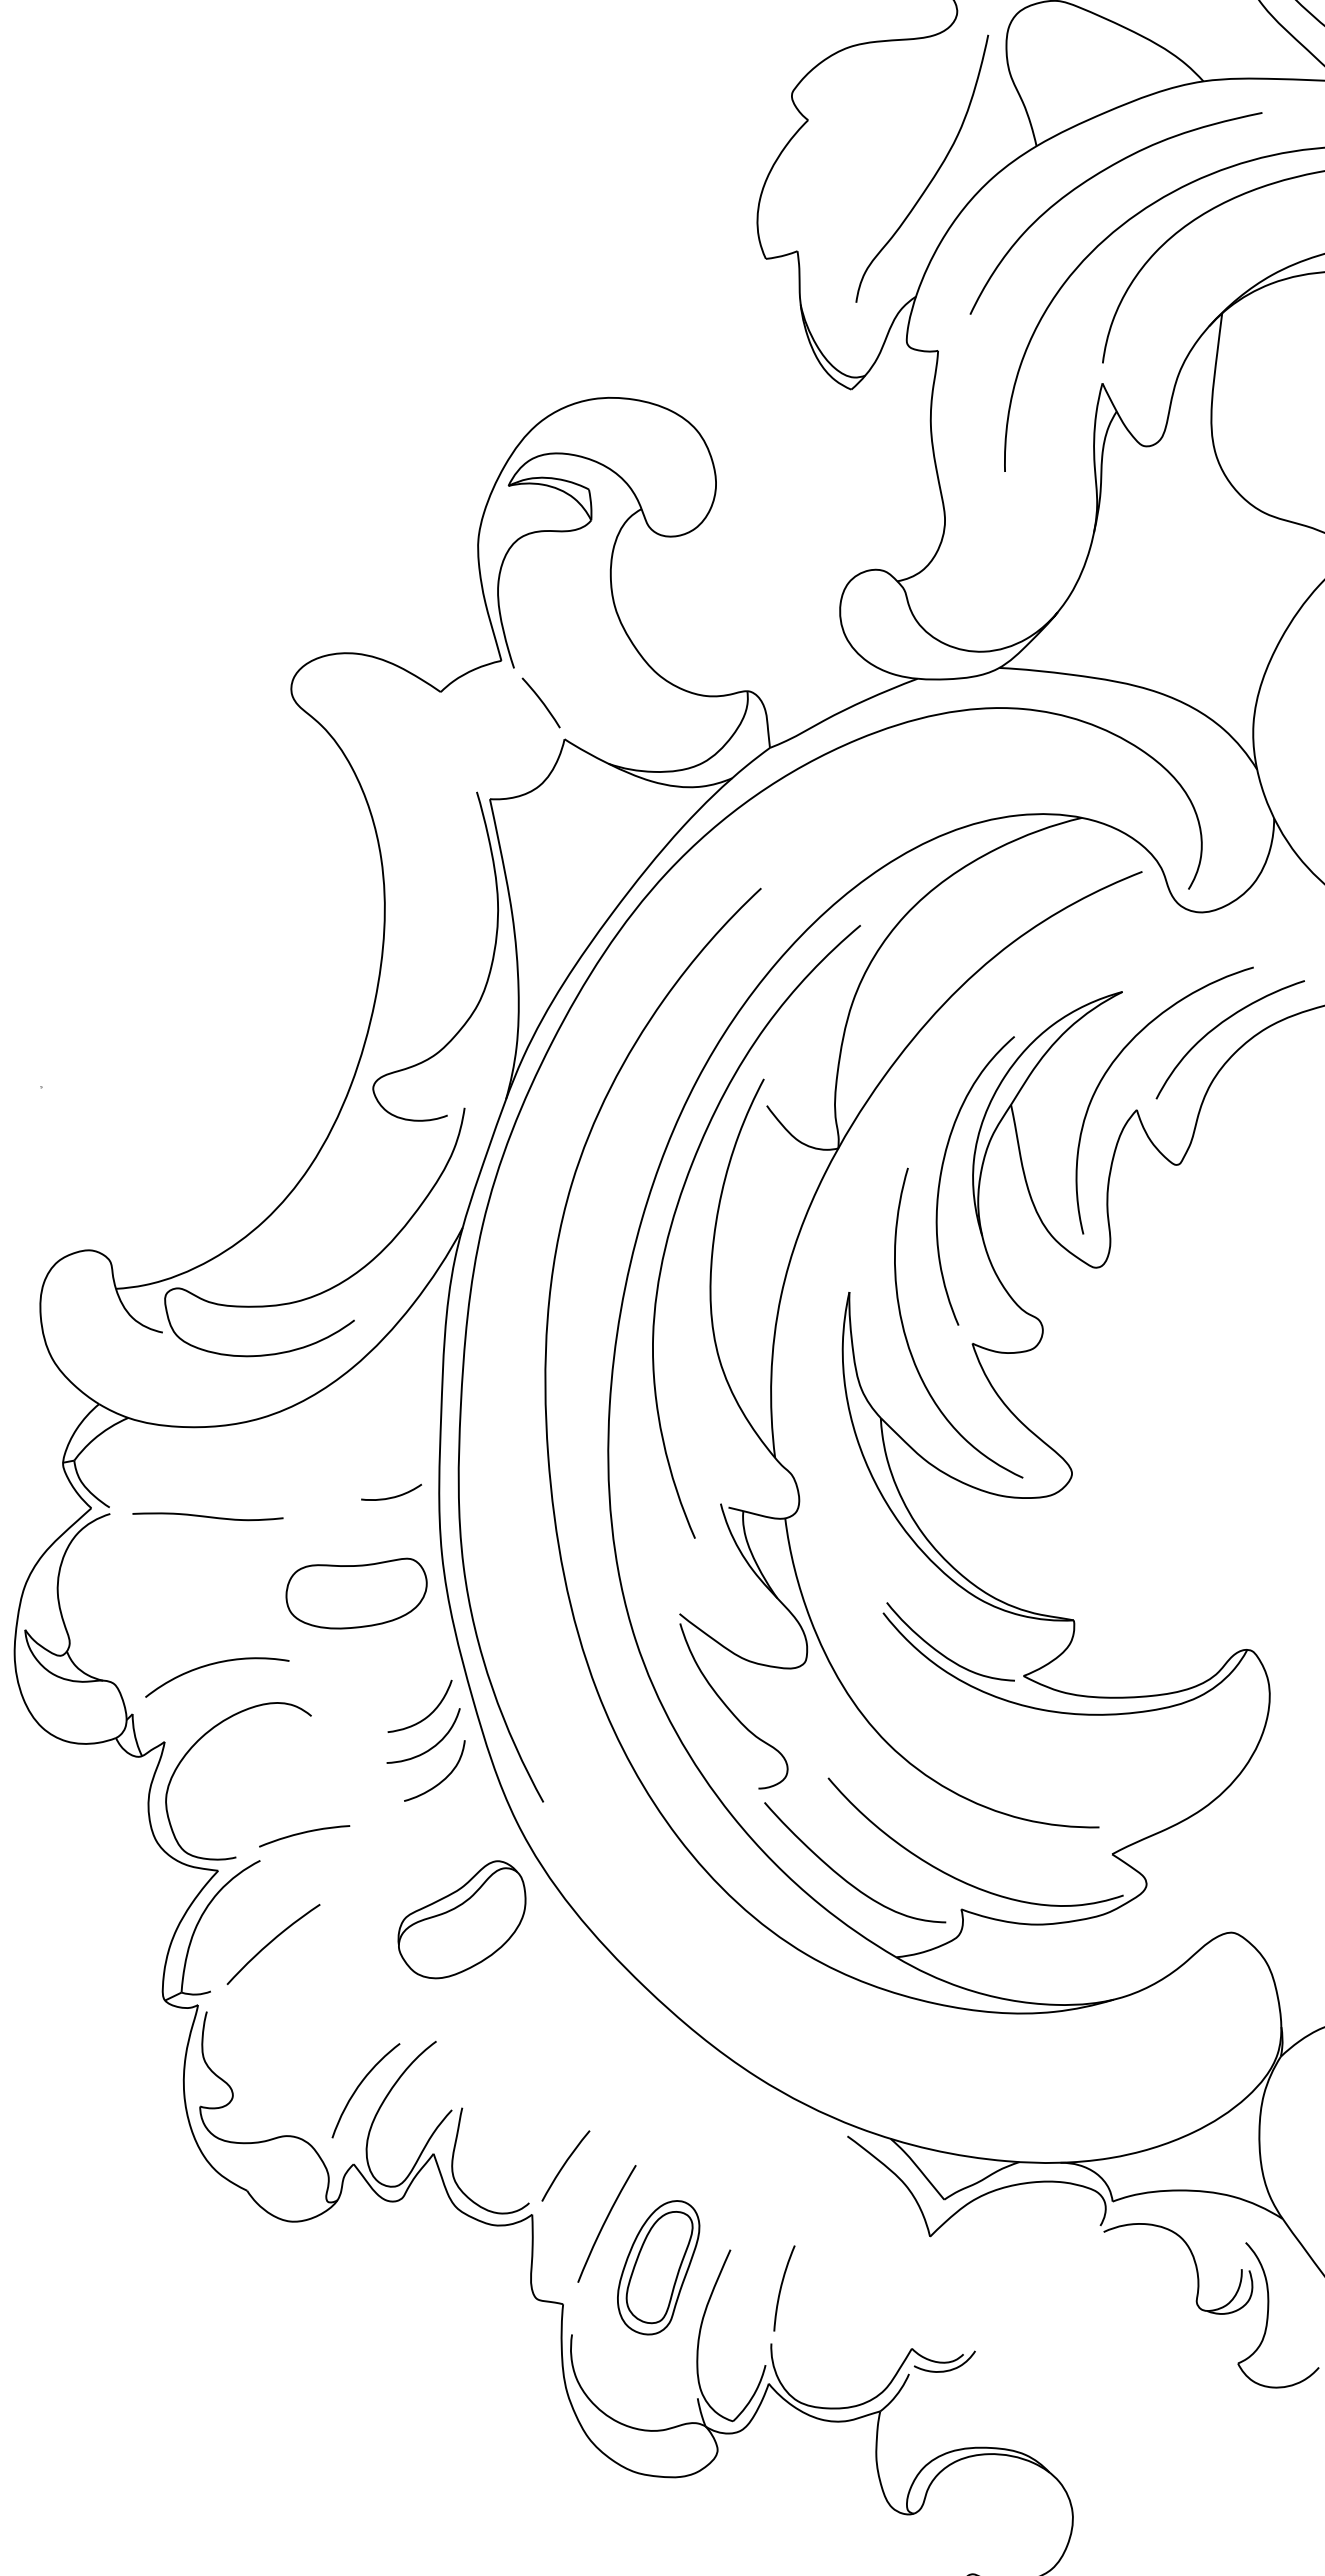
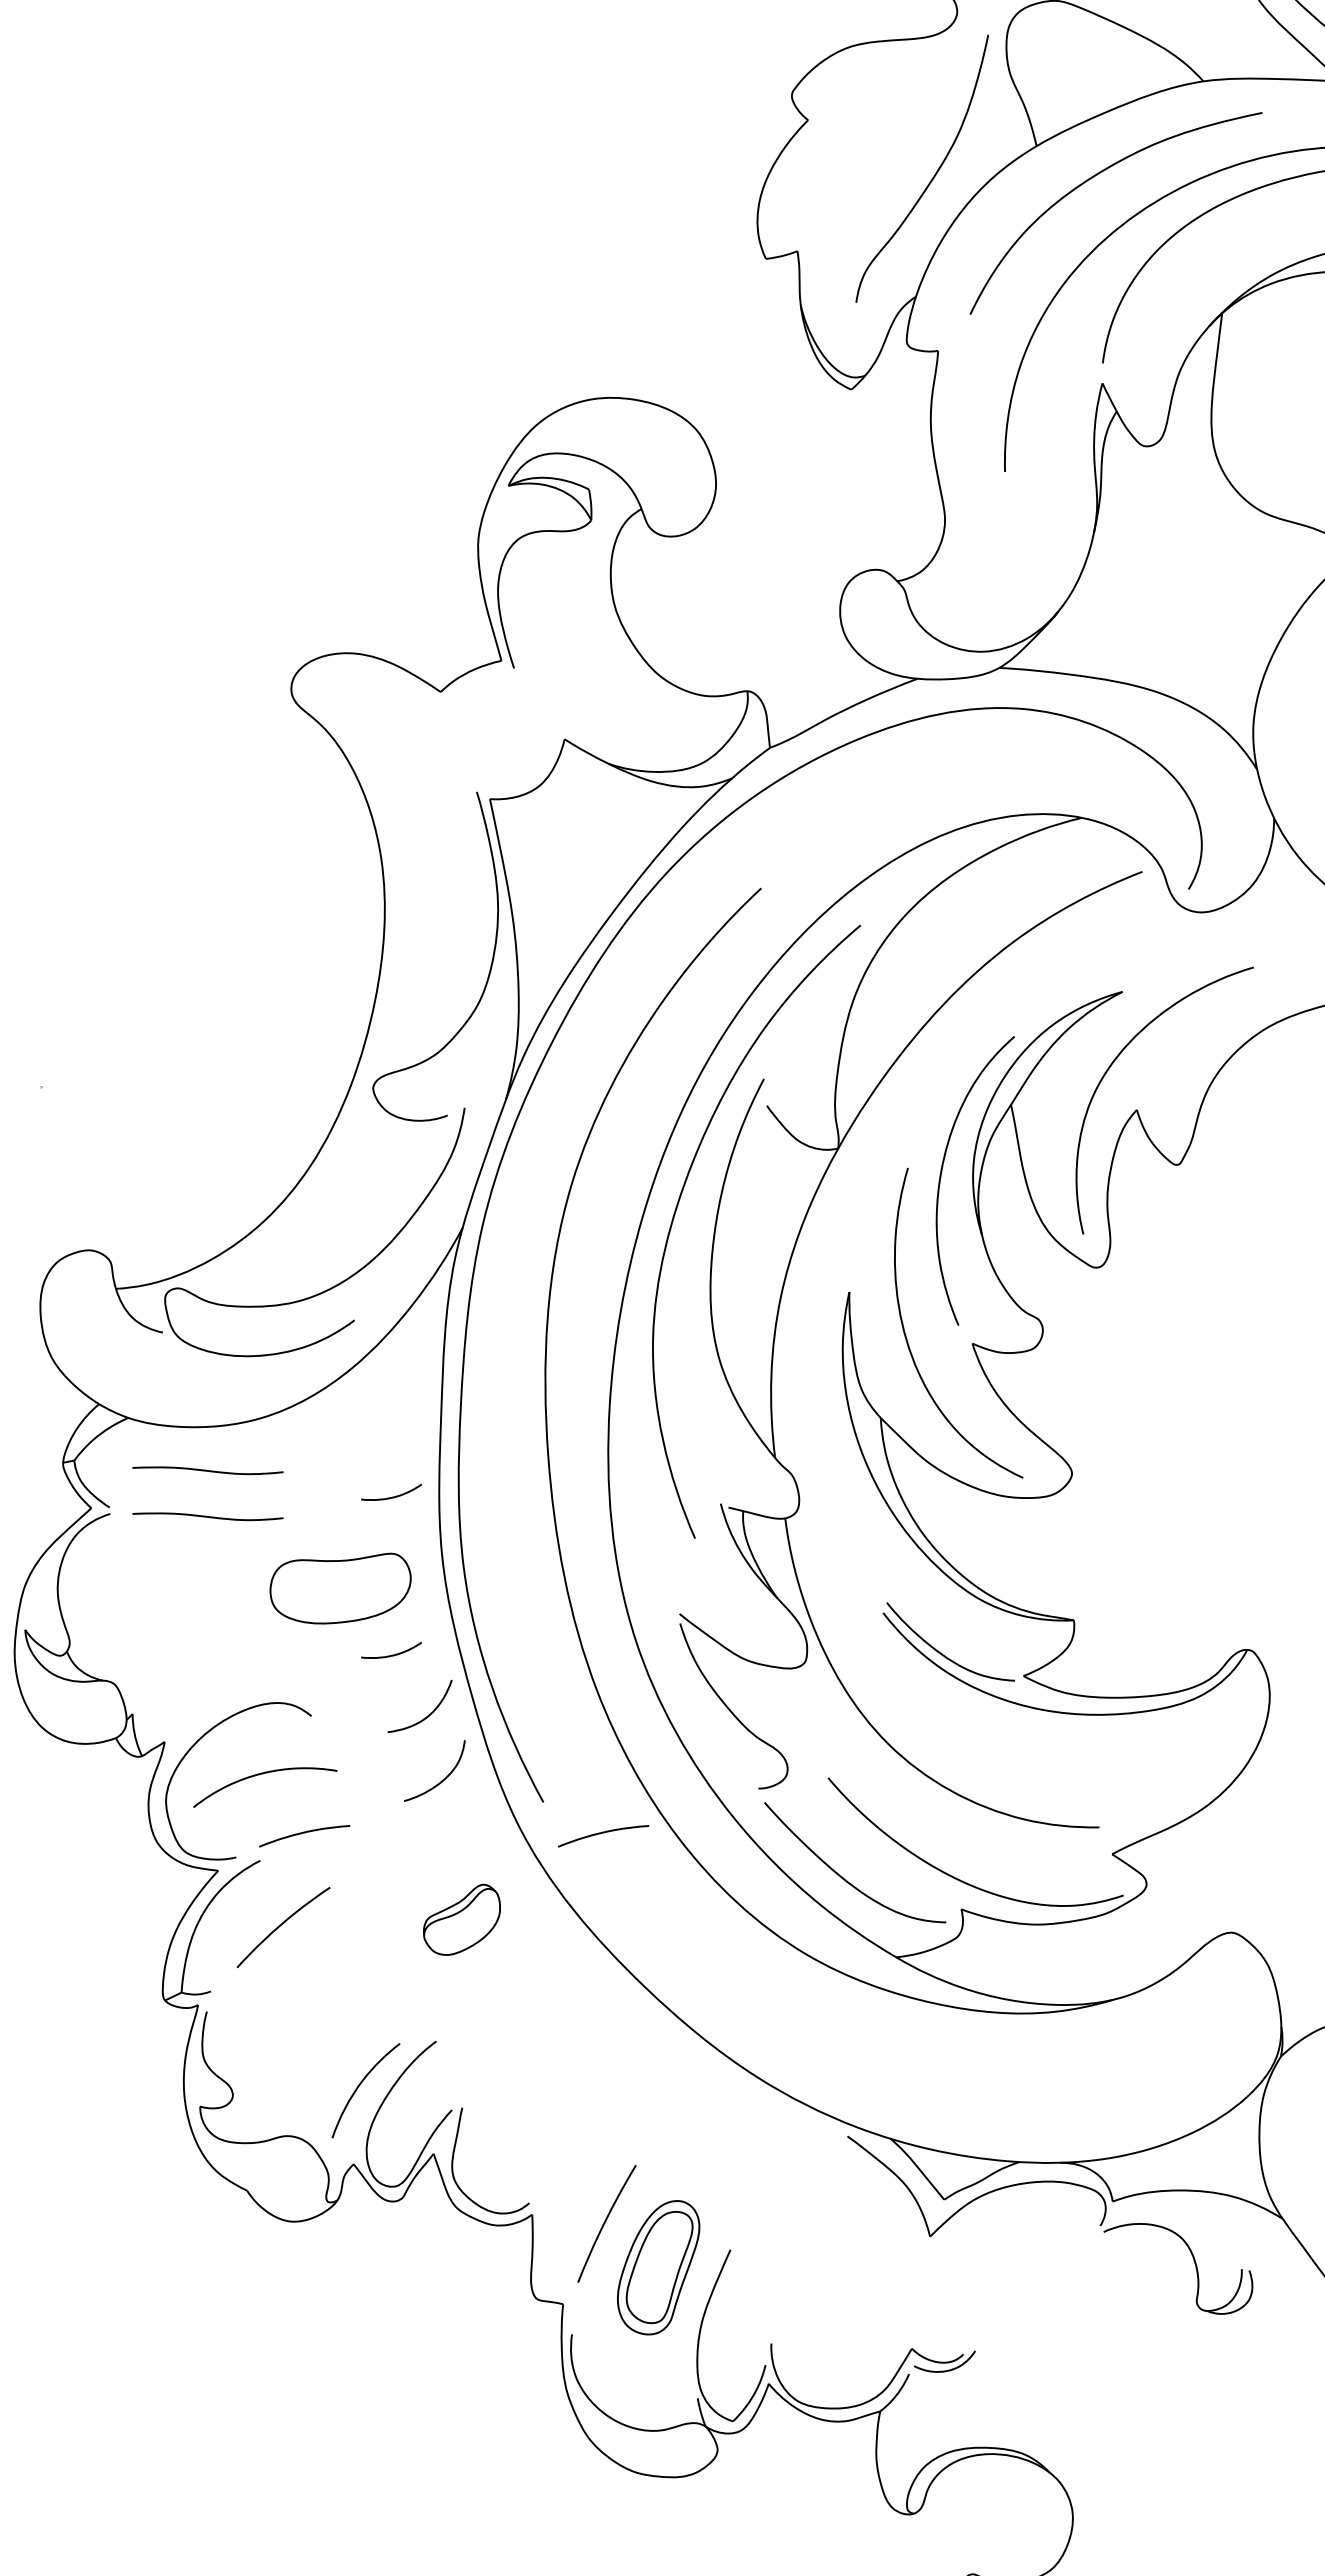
curve: present -> none (540, 701)
curve: present -> none (1217, 1027)
curve: none -> present (207, 1470)
part position: (356, 1593) -> (340, 1588) (340, 1588)
curve: none -> present (392, 1654)
curve position: (215, 1664) -> (263, 1774) (263, 1774)
curve: present -> none (433, 1745)
curve: none -> present (603, 1833)
part size: 130x120 px -> 78x73 px (461, 1919)
curve position: (271, 1942) -> (281, 1925) (281, 1925)
curve: present -> none (565, 2164)
curve: present -> none (782, 2286)
part: present -> none (1268, 2315)
